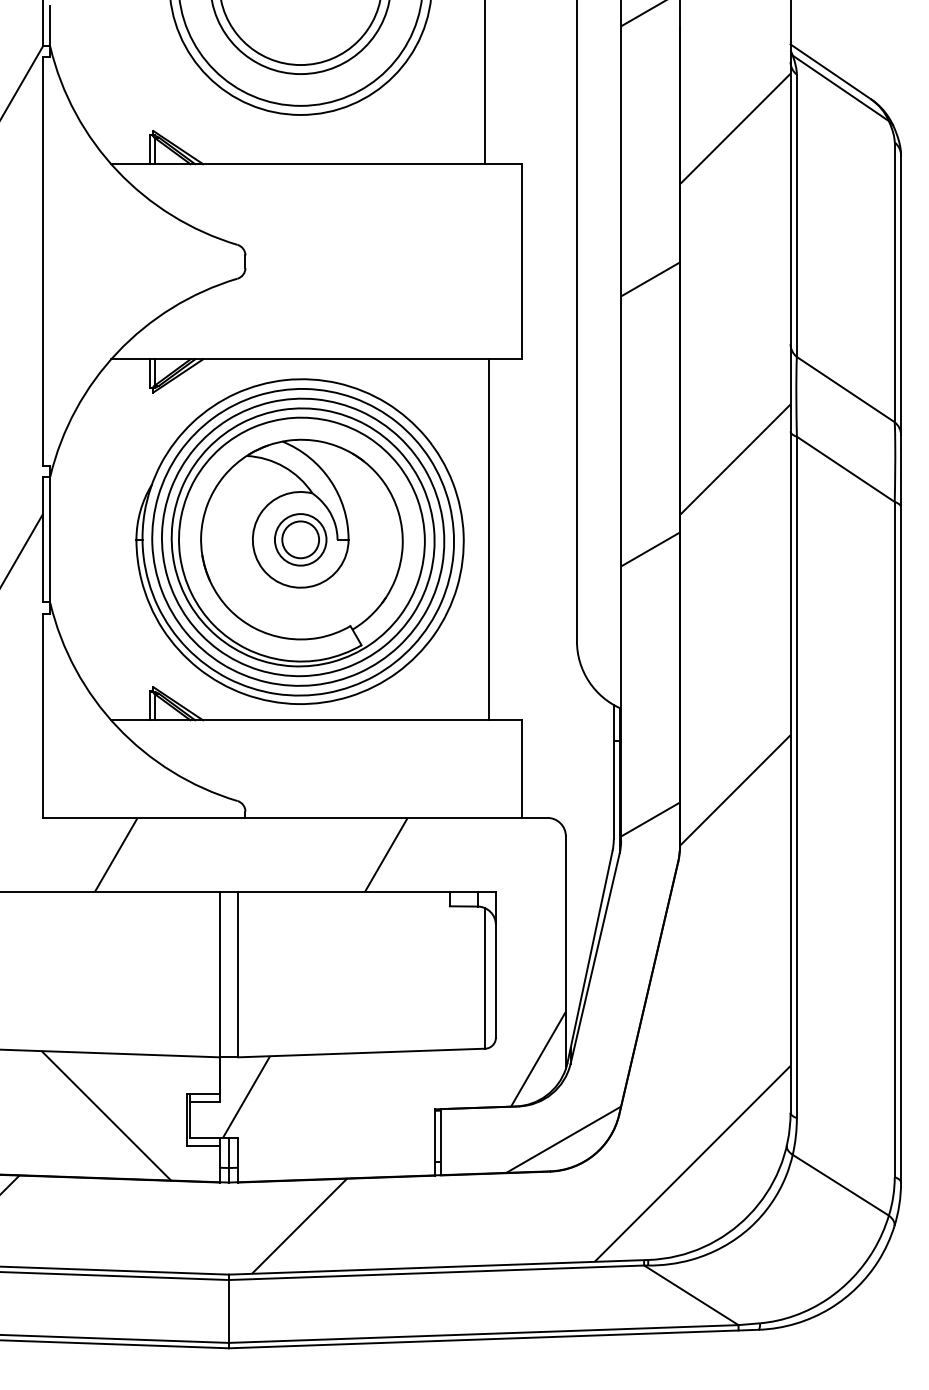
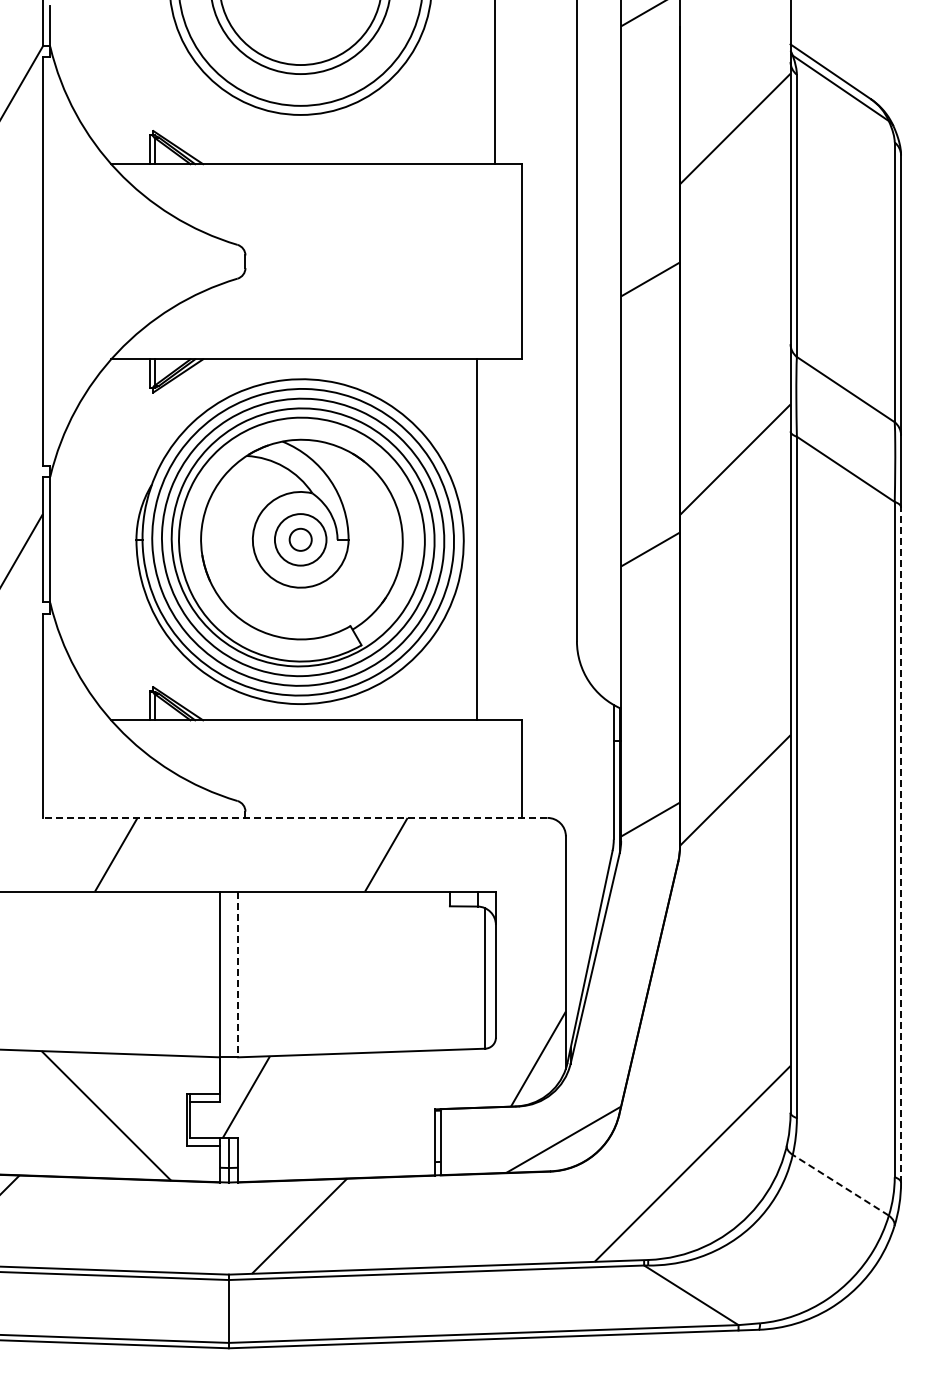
line position: (484, 83) -> (494, 83) (494, 83)
circle diameter: 37 px -> 22 px (300, 539)
line position: (488, 539) -> (476, 539) (476, 539)
line: solid -> dashed (294, 817)
line: solid -> dashed (901, 844)
line: solid -> dashed (238, 974)
line: solid -> dashed (840, 1185)
